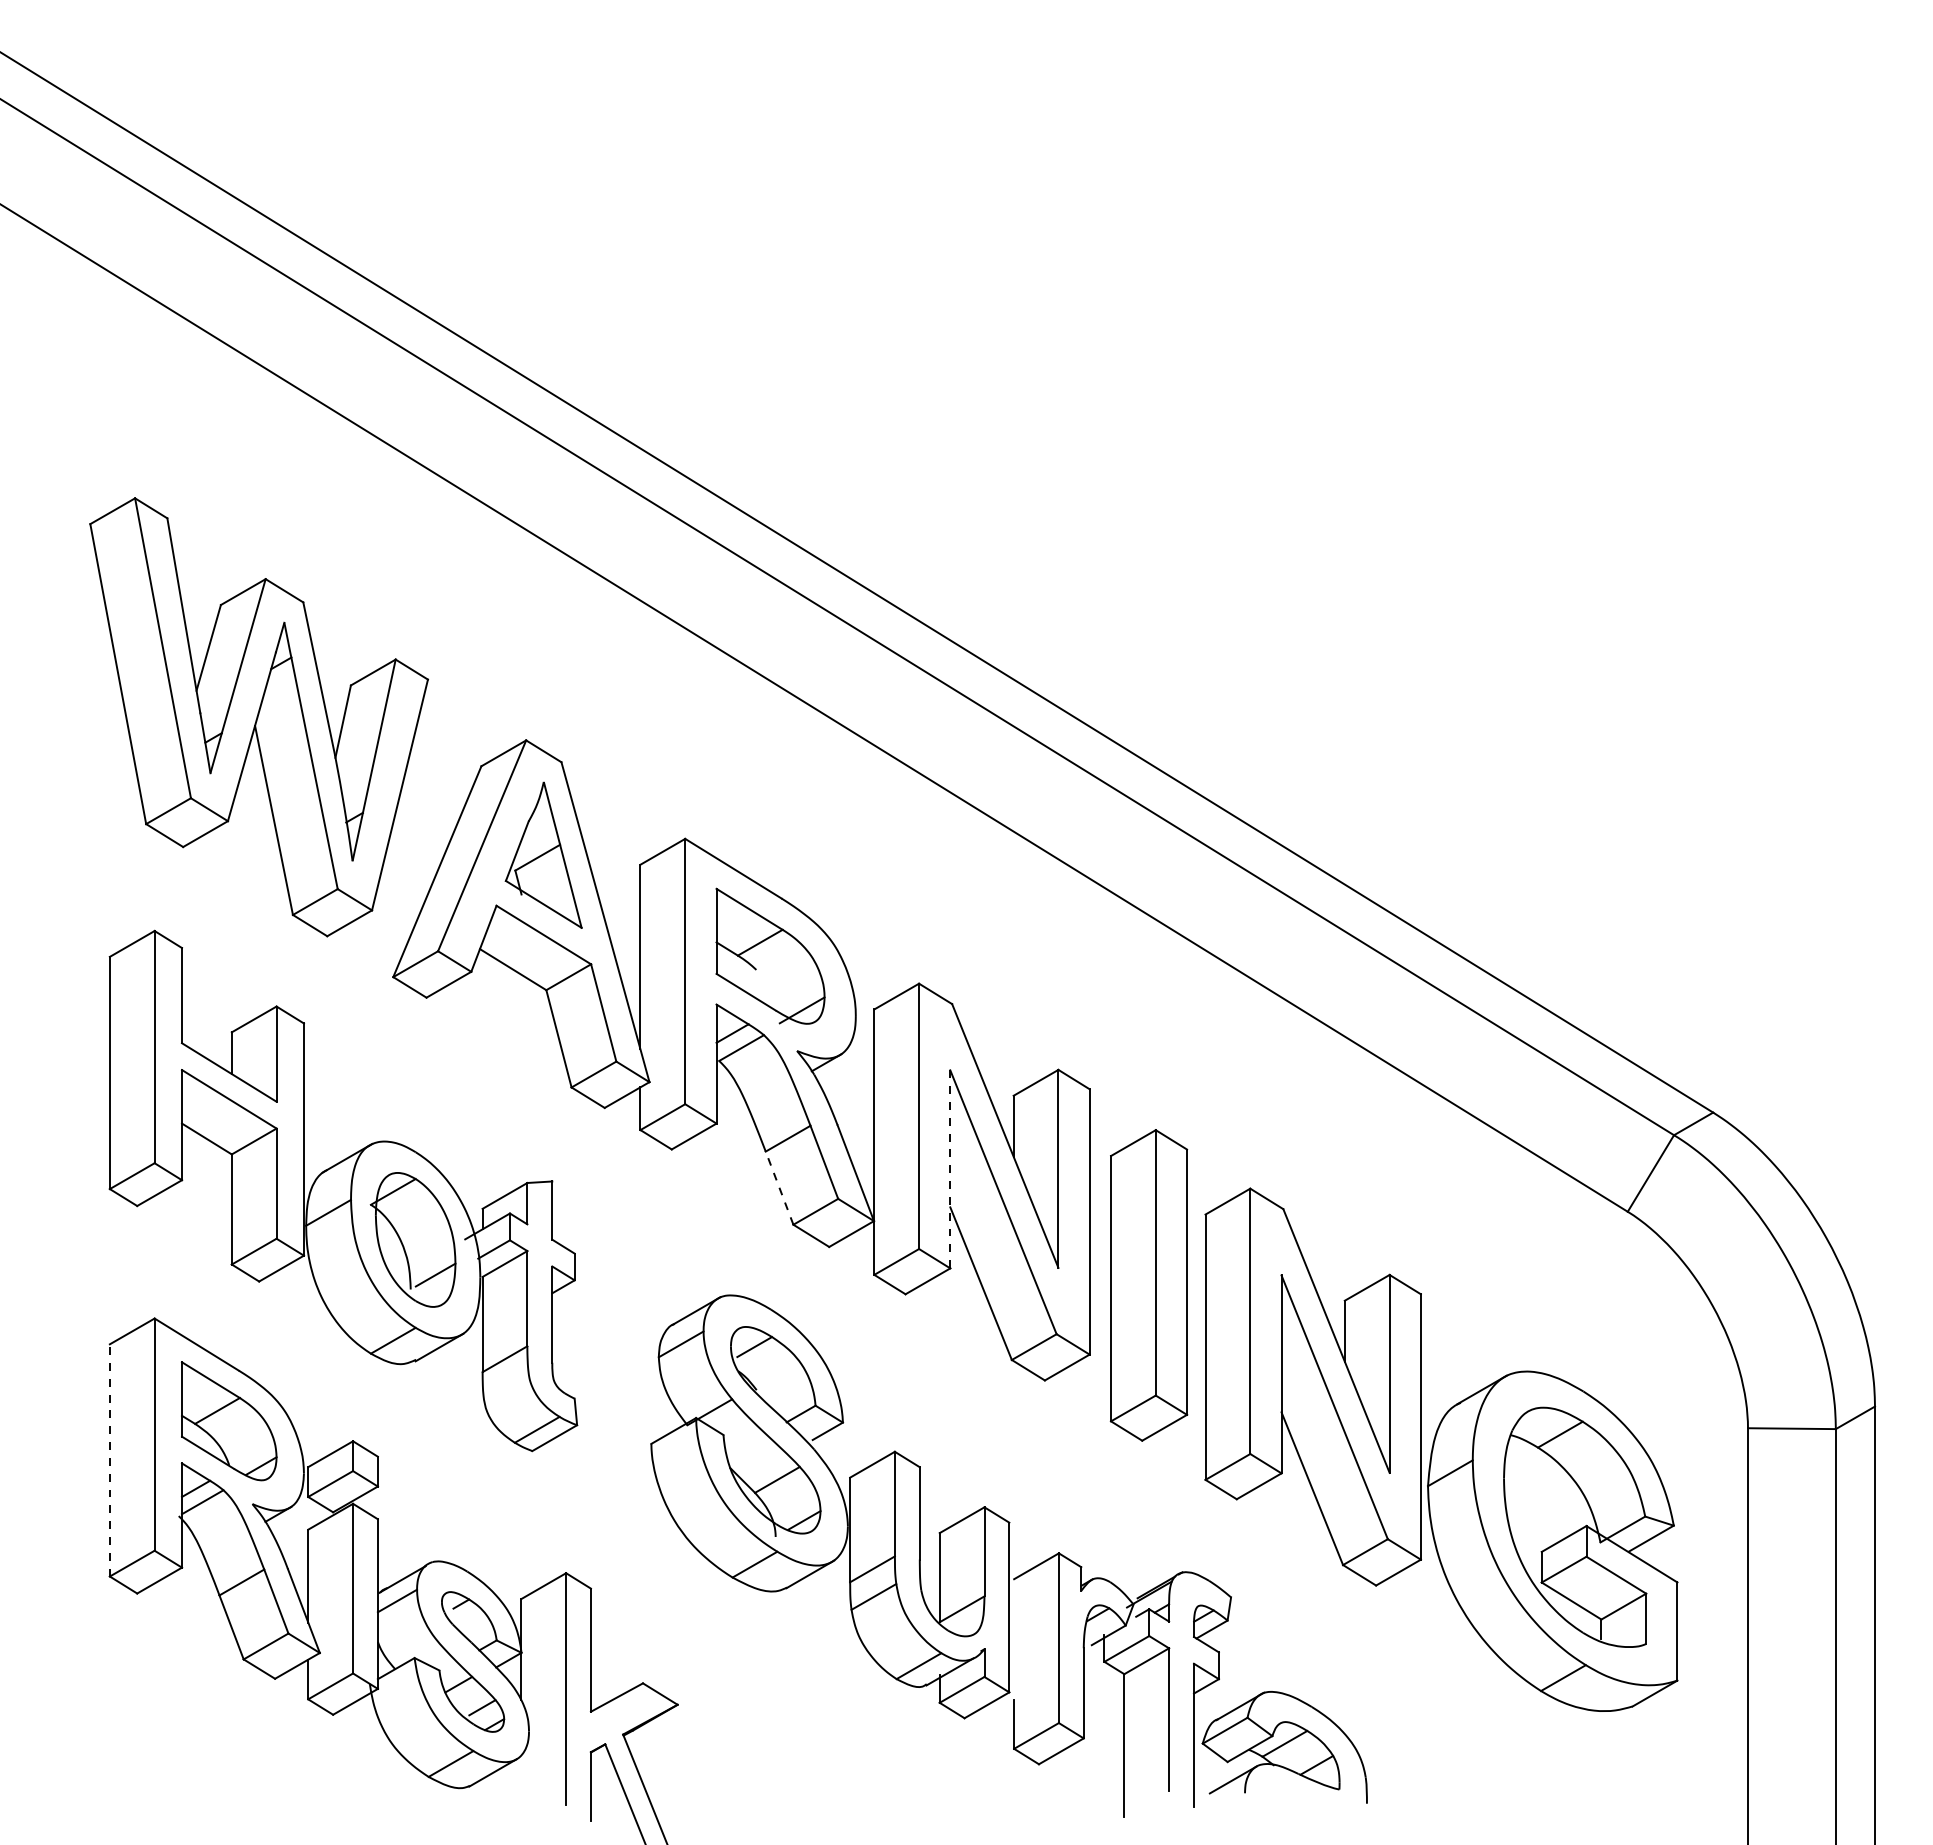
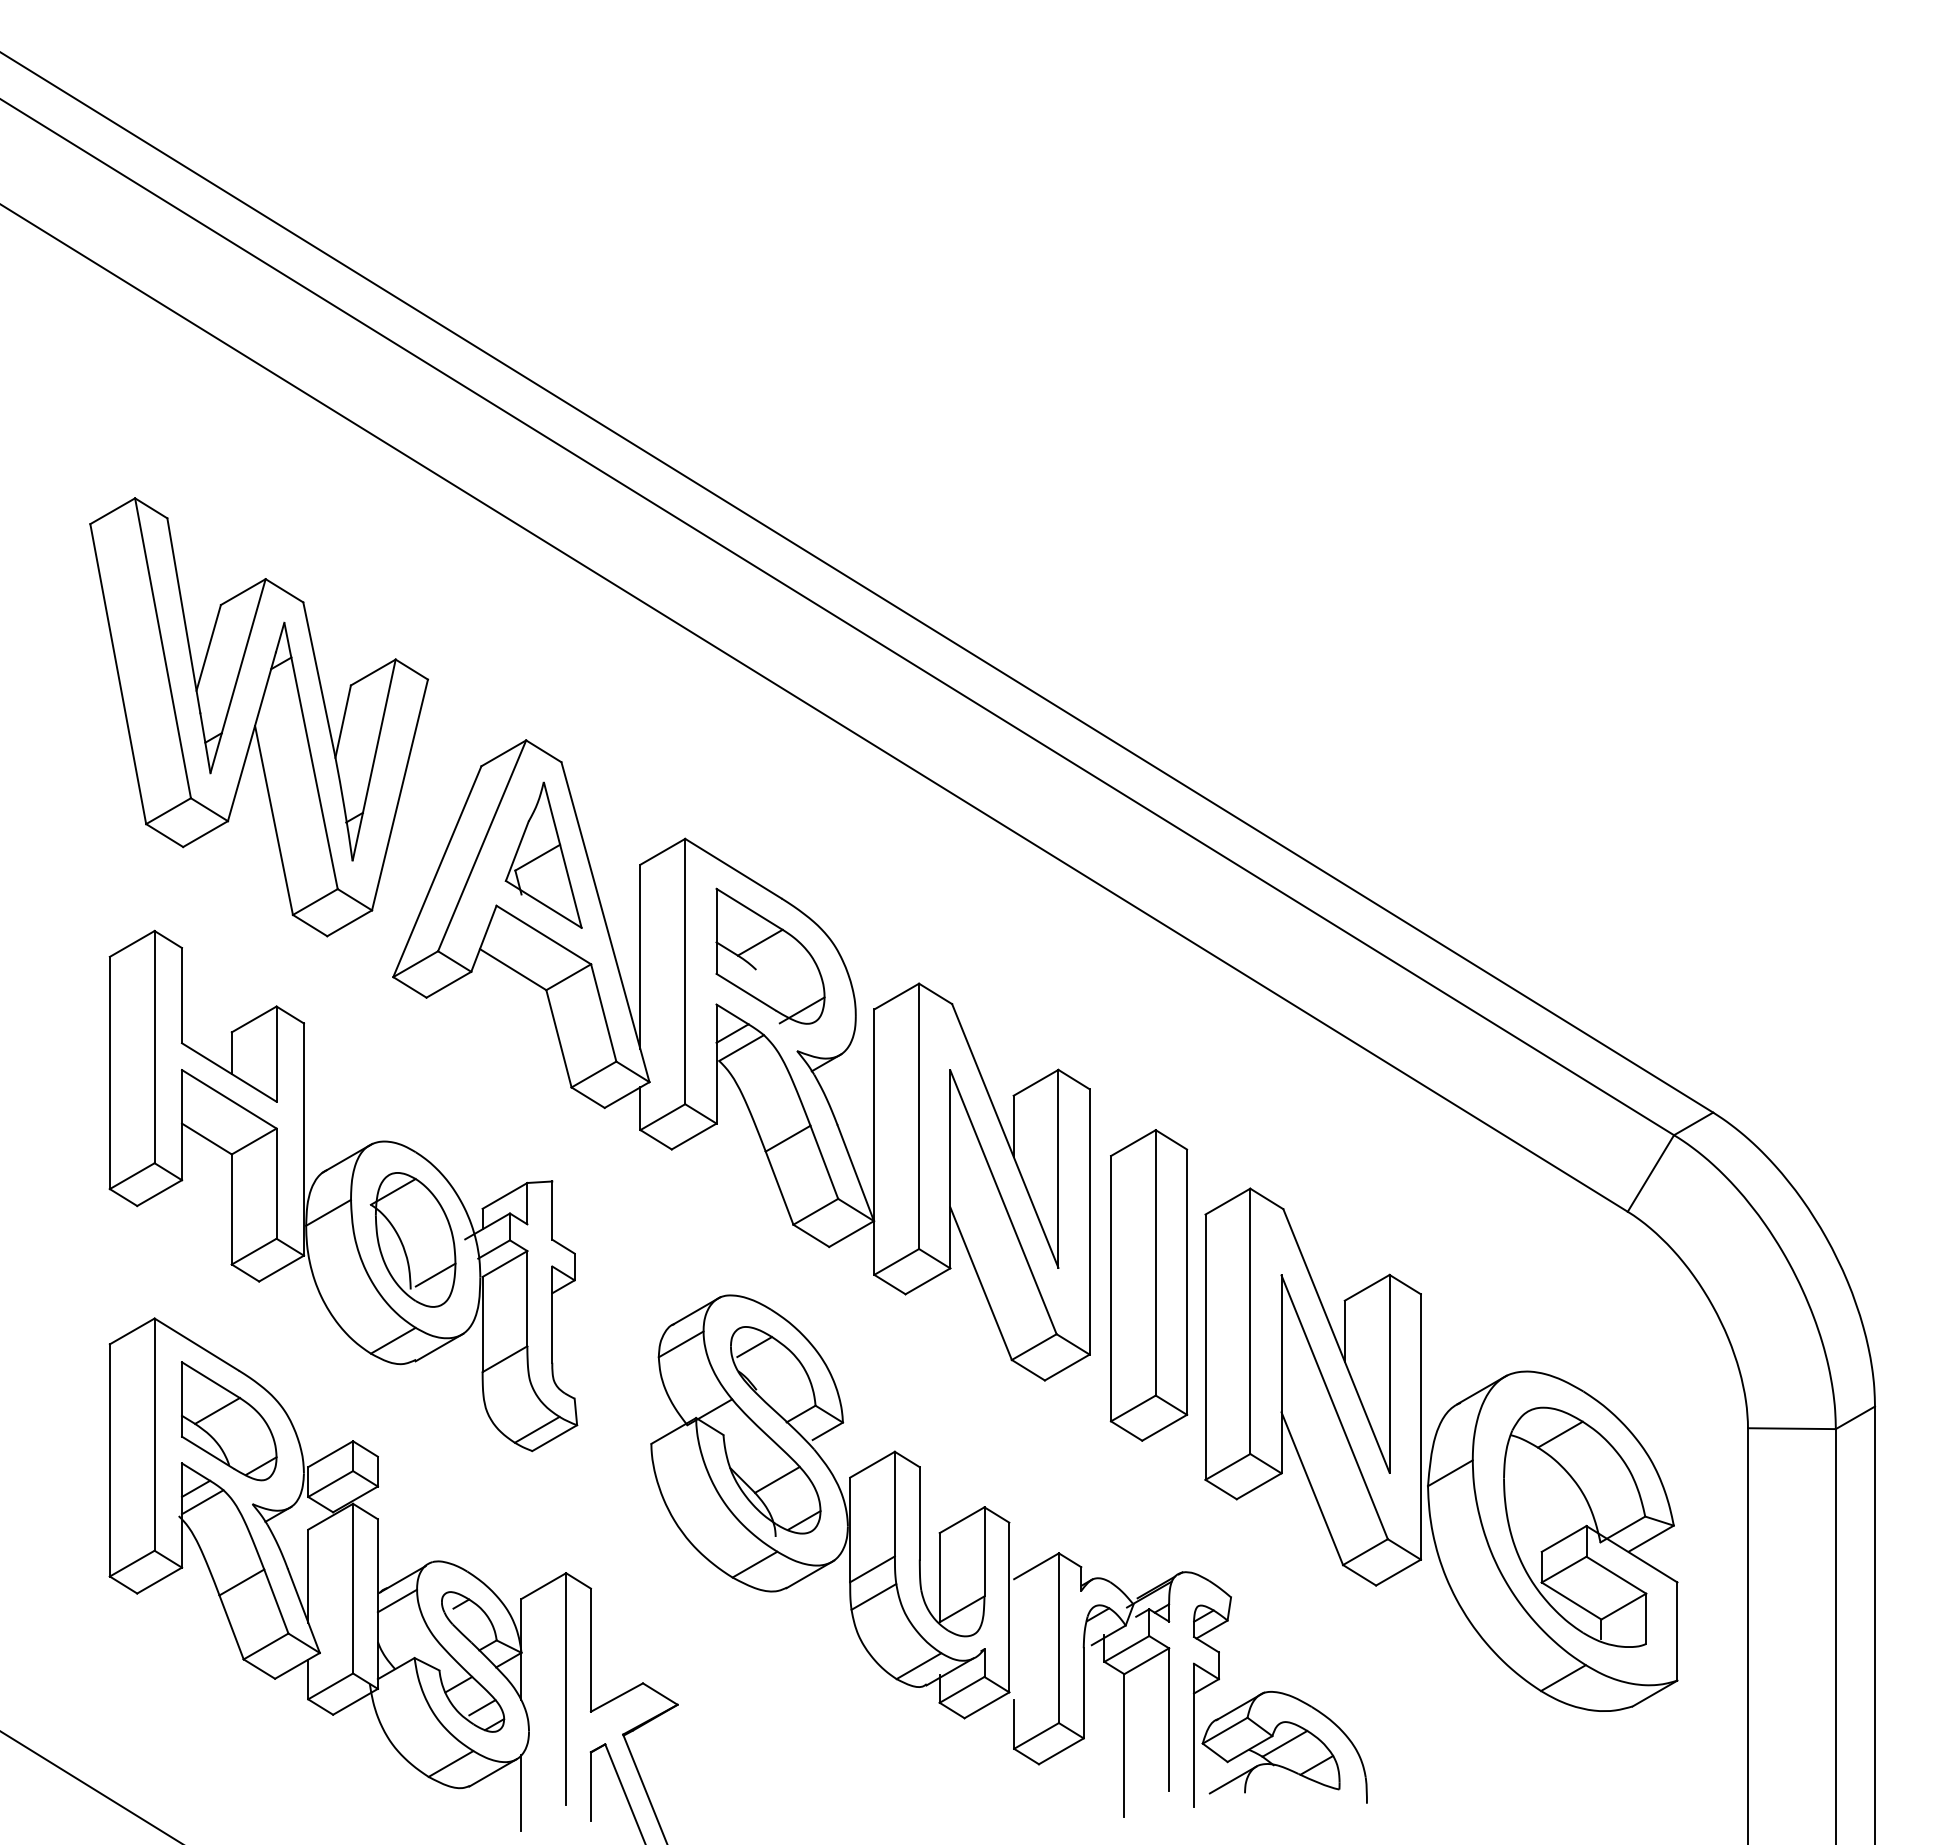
line: dashed -> solid (950, 1169)
line: dashed -> solid (779, 1187)
line: dashed -> solid (109, 1459)
line: none -> present (90, 1786)
line: none -> present (521, 1793)
